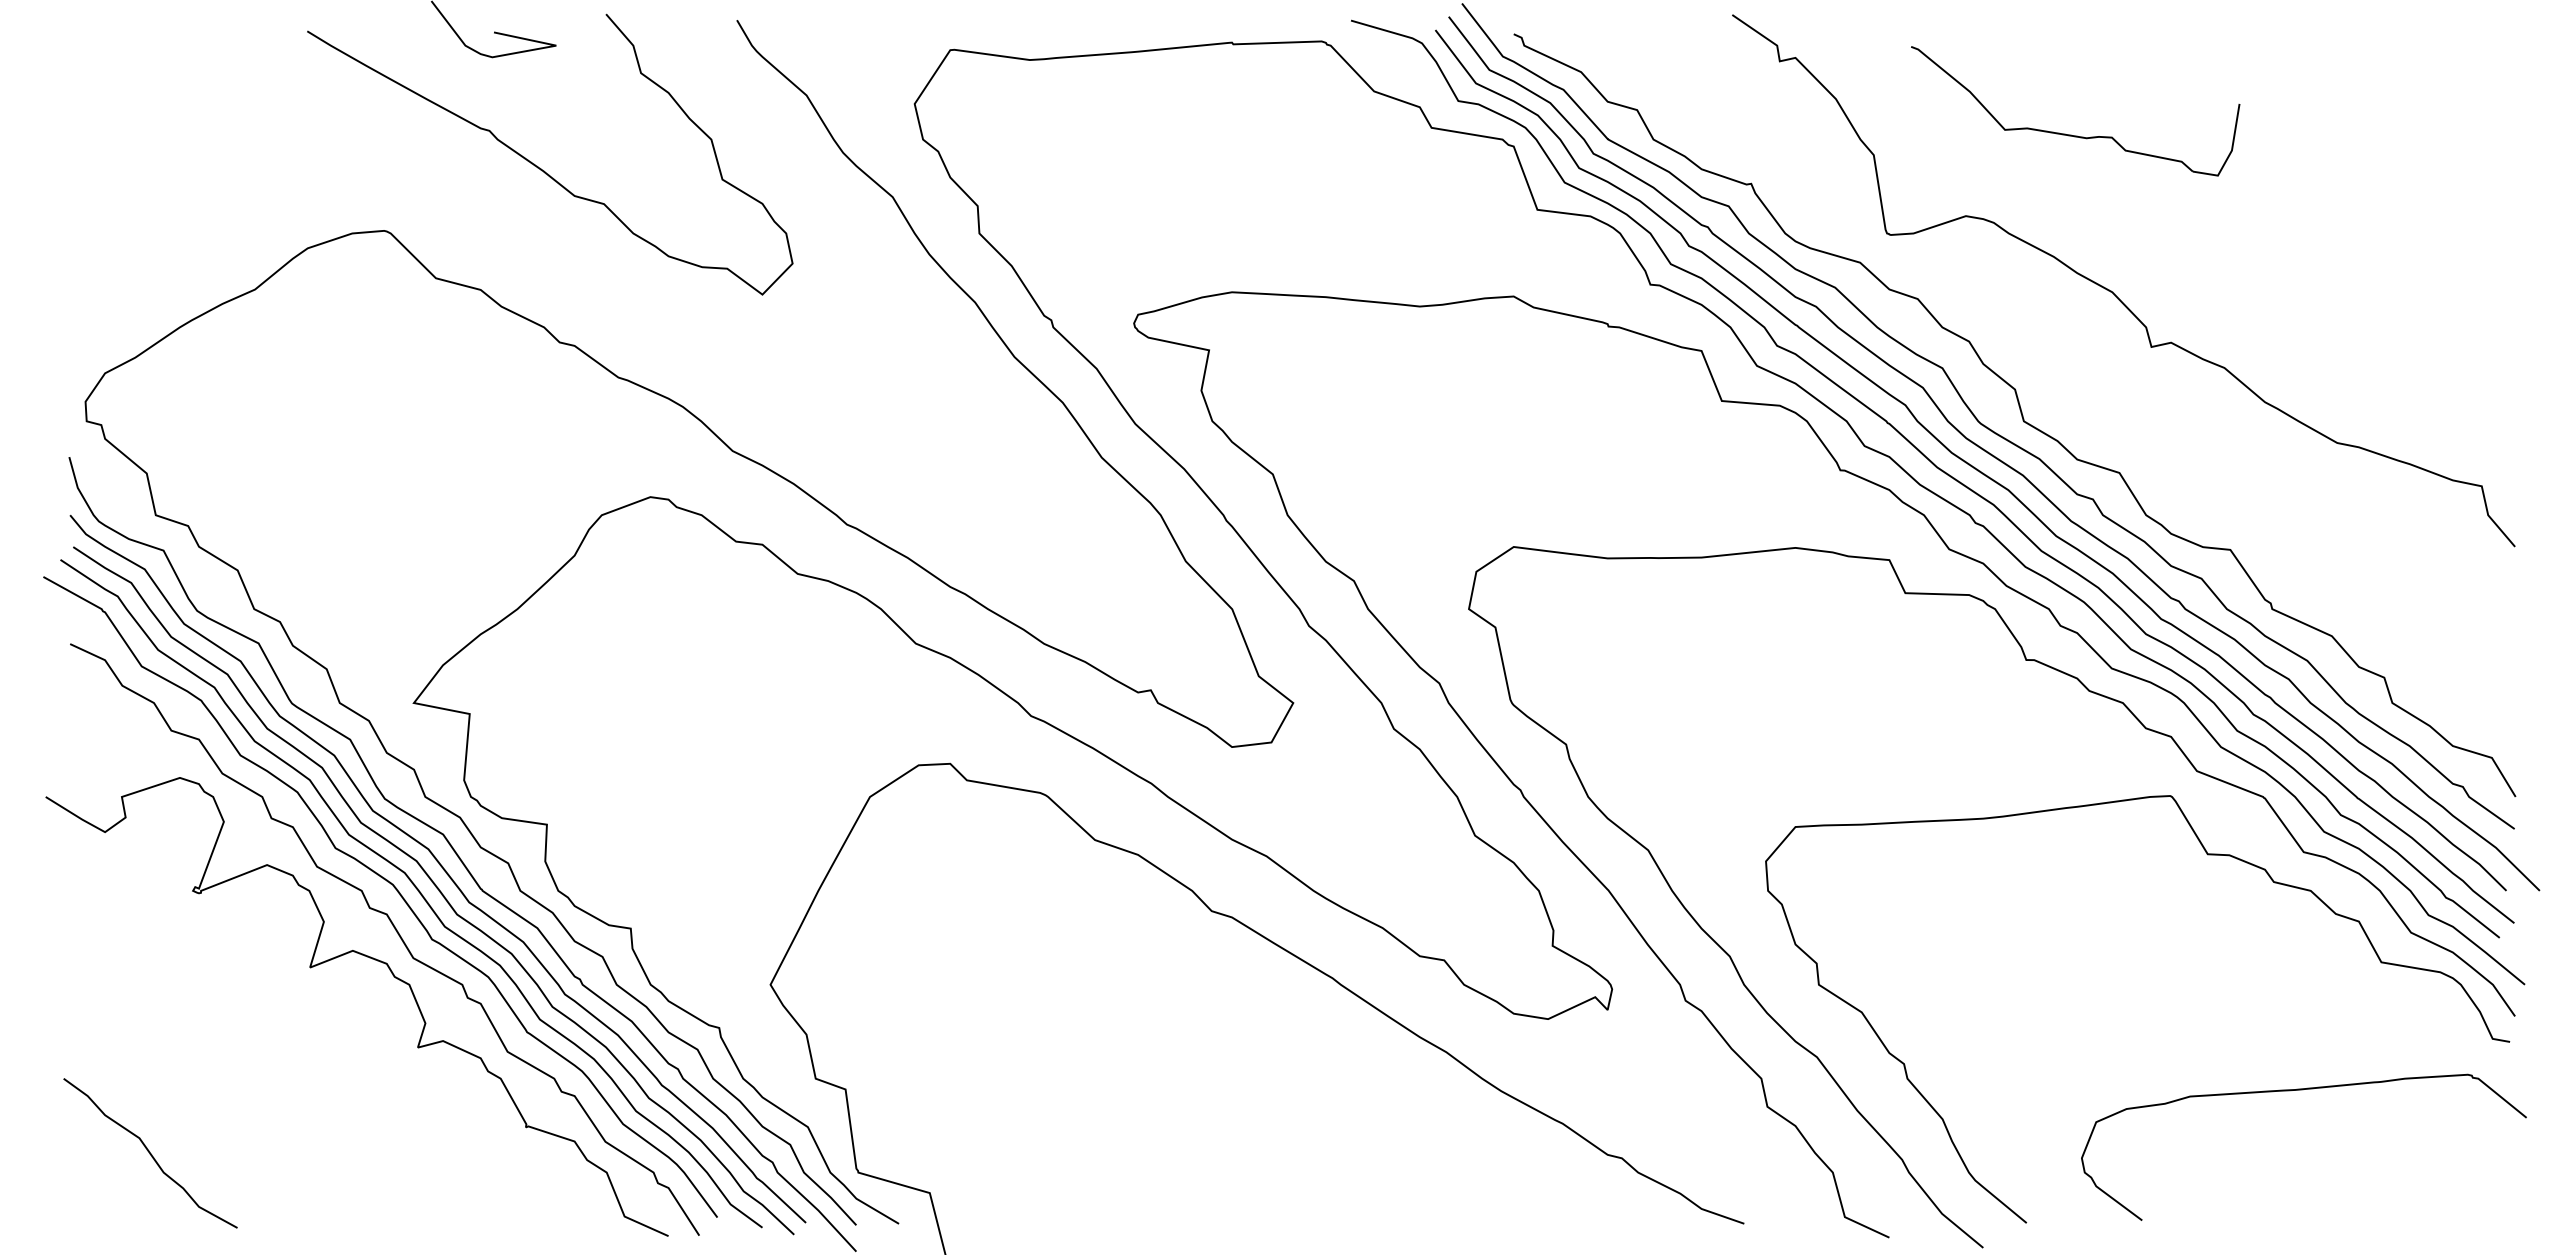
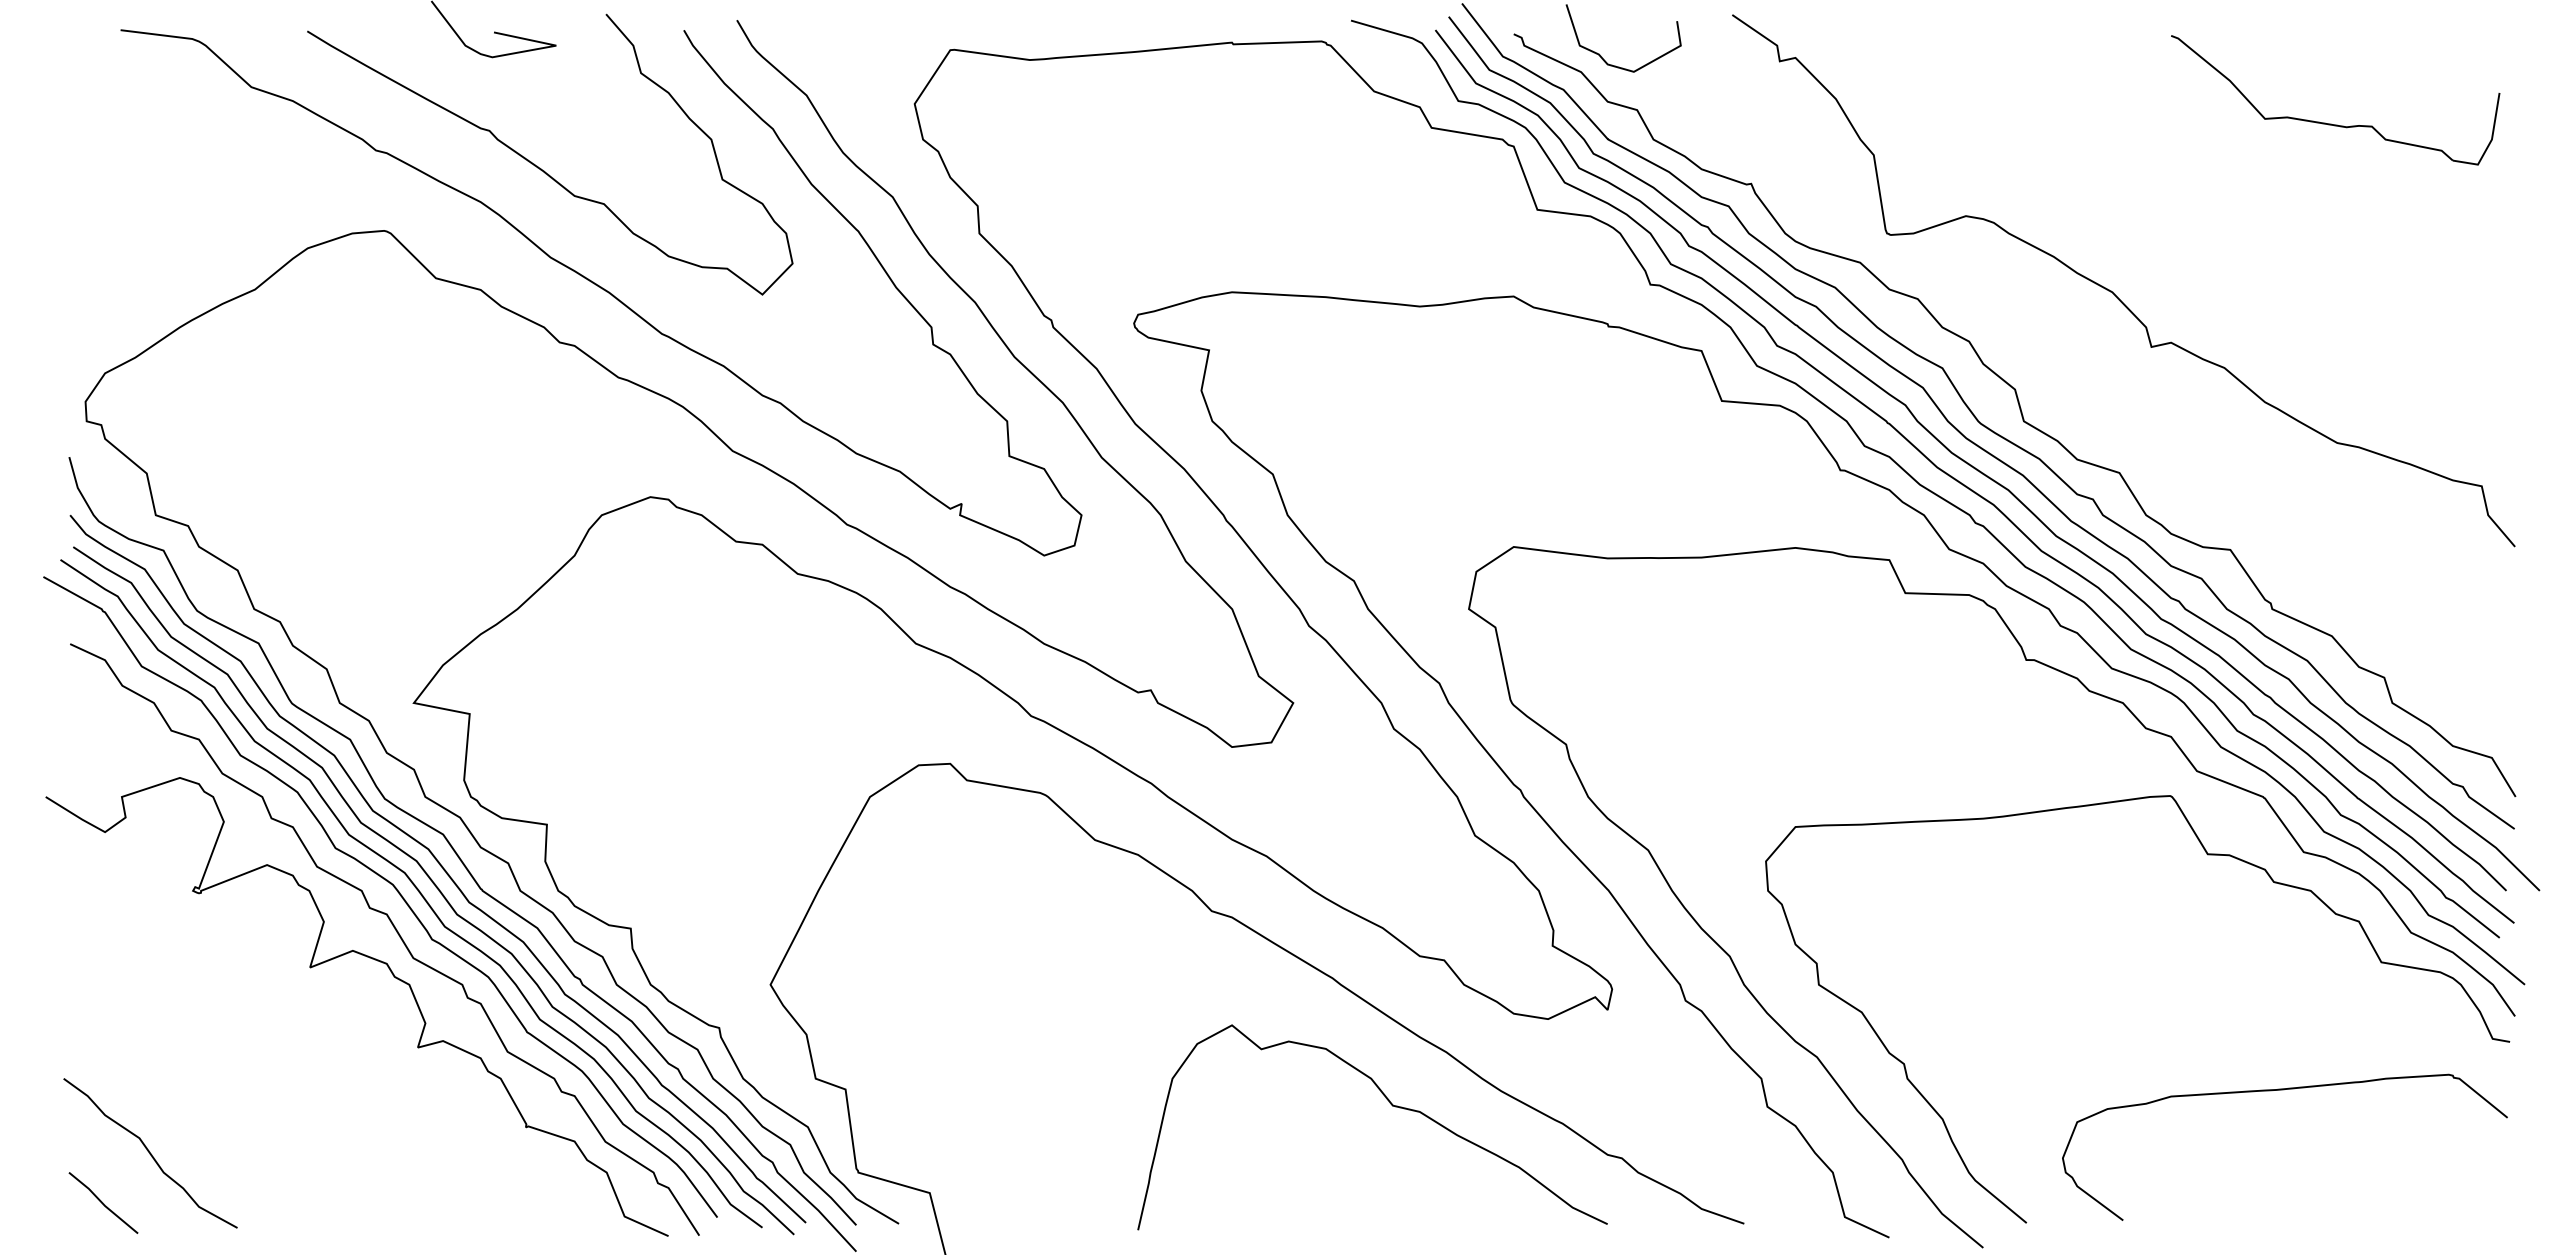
curve: none -> present (1601, 55)
part position: (2071, 134) -> (2331, 123) (2331, 123)
curve: none -> present (603, 290)
curve position: (2303, 1090) -> (2284, 1090) (2284, 1090)
curve: none -> present (1392, 1106)
line: none -> present (103, 1202)
